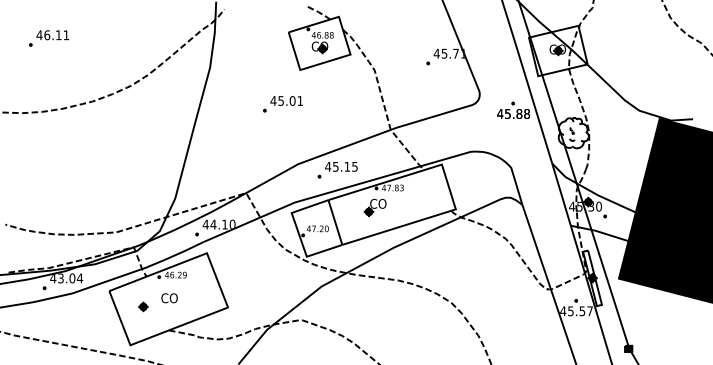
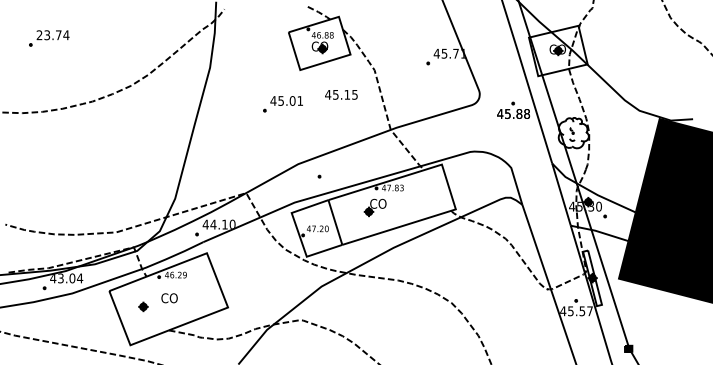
text: 46.11 -> 23.74 (52, 35)
text position: (341, 166) -> (341, 94) (341, 94)
